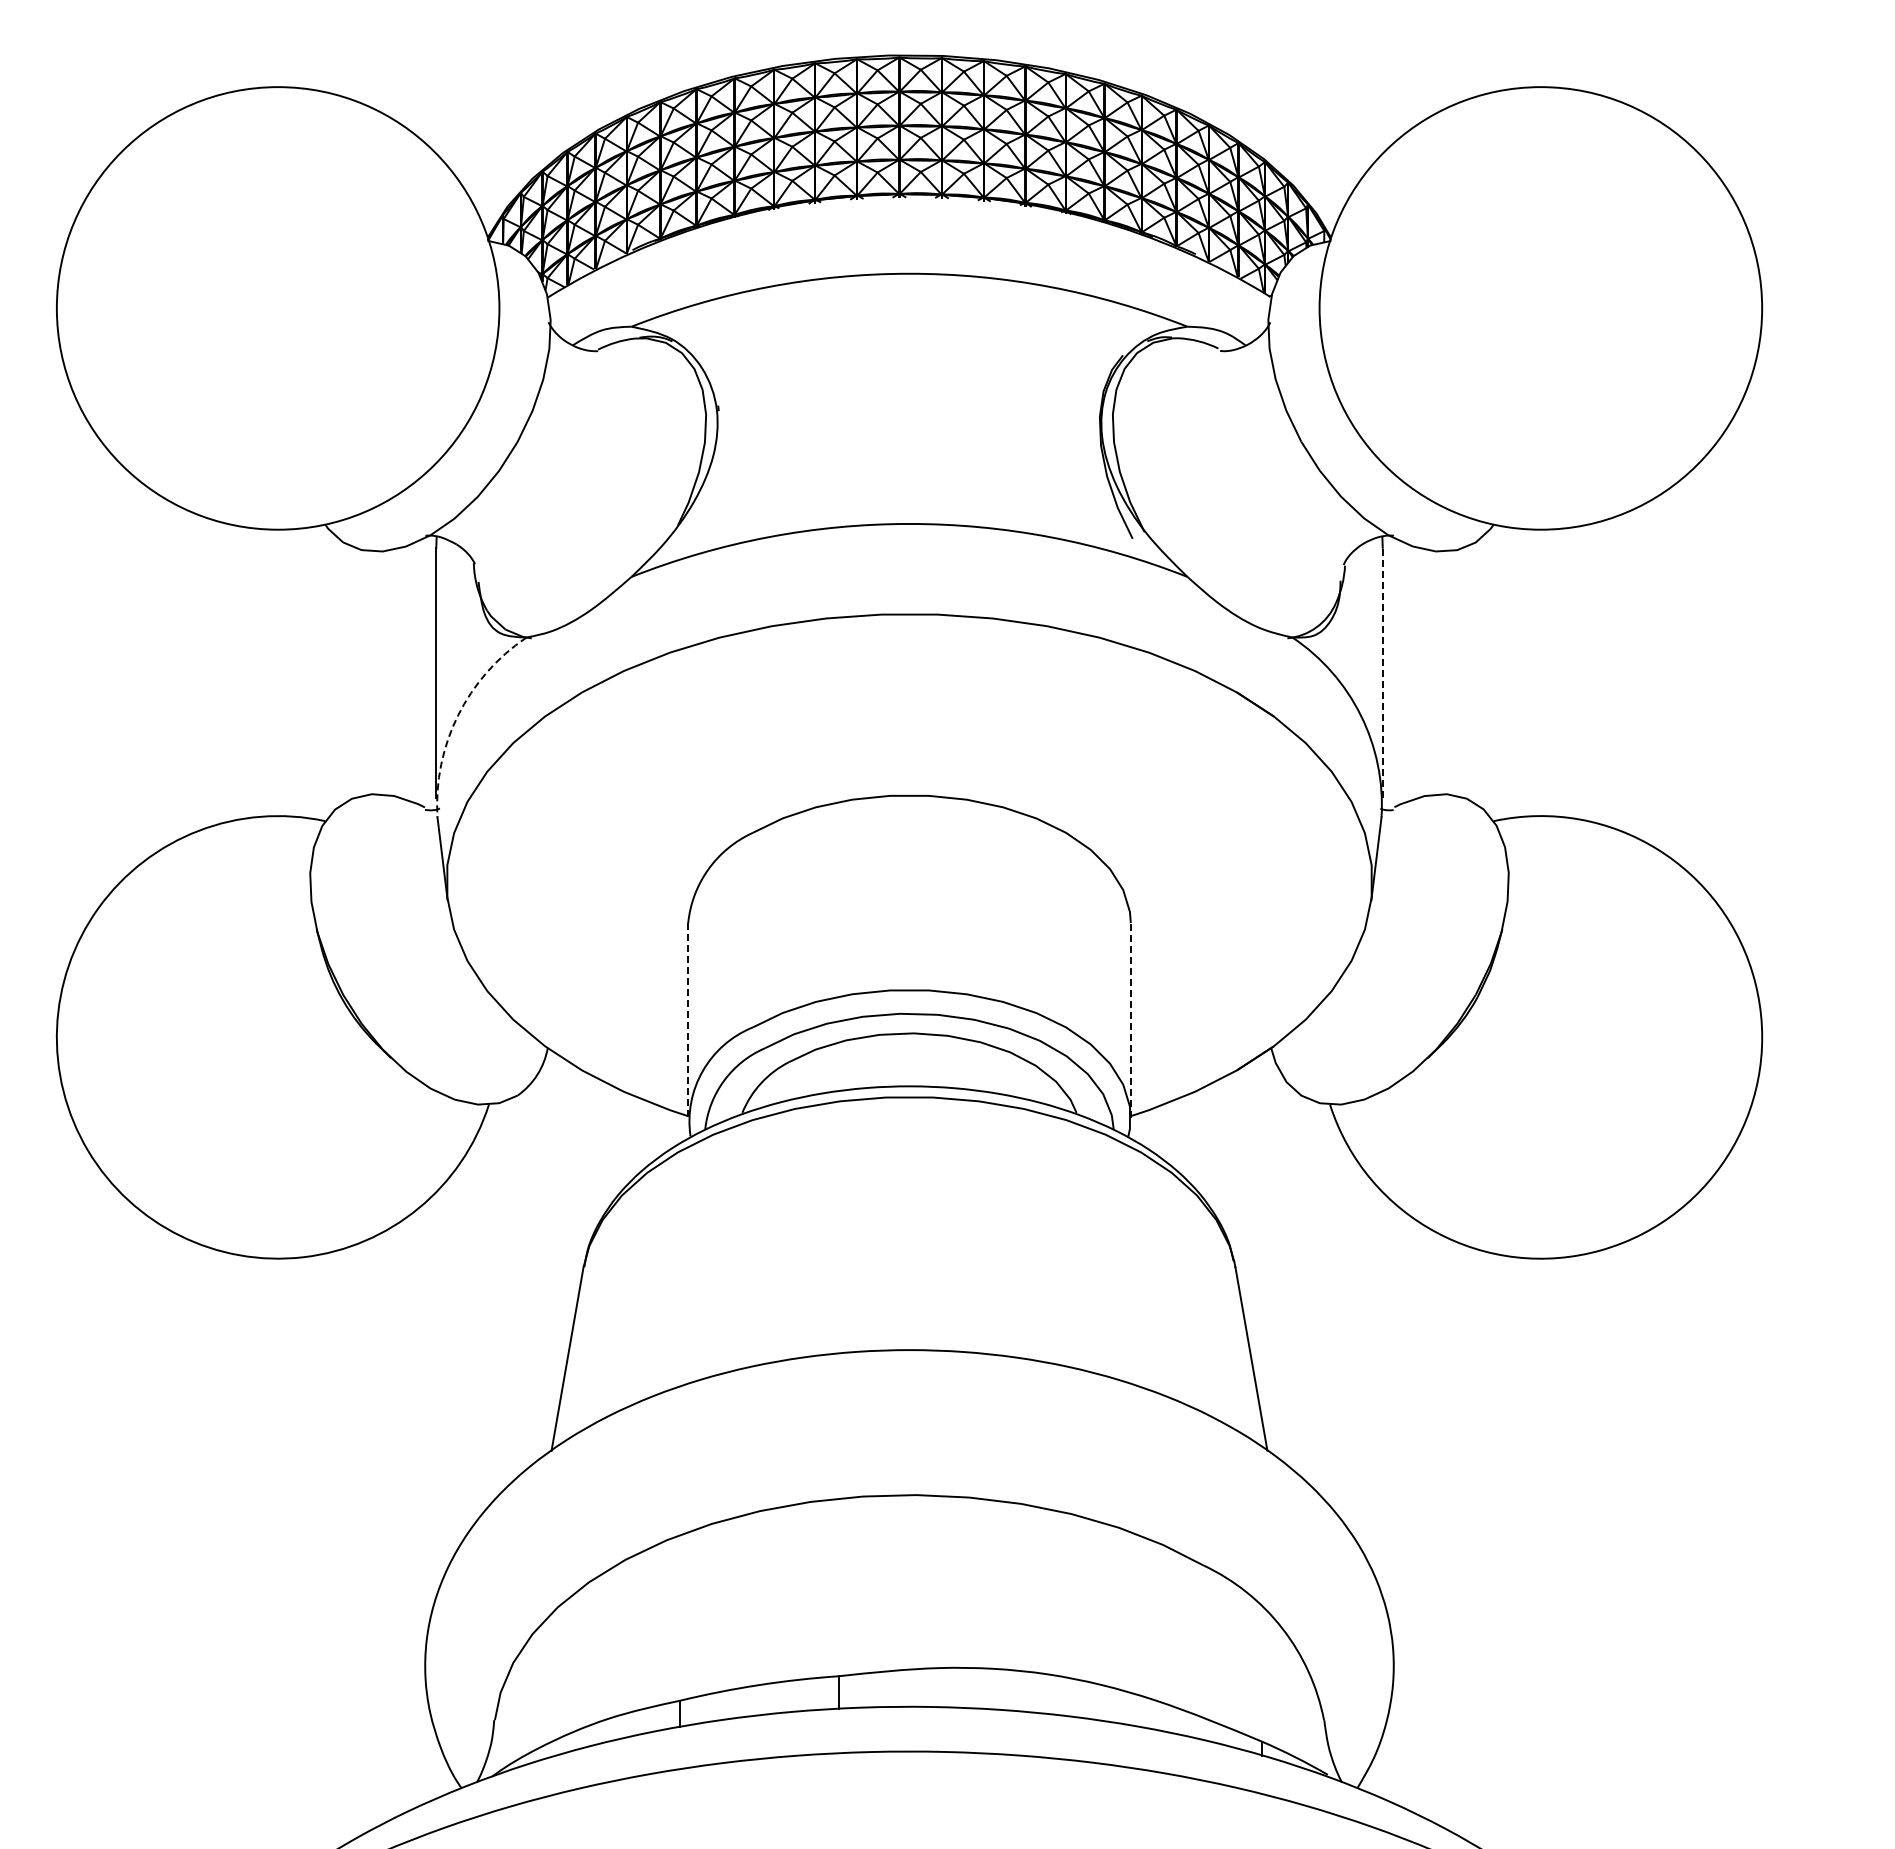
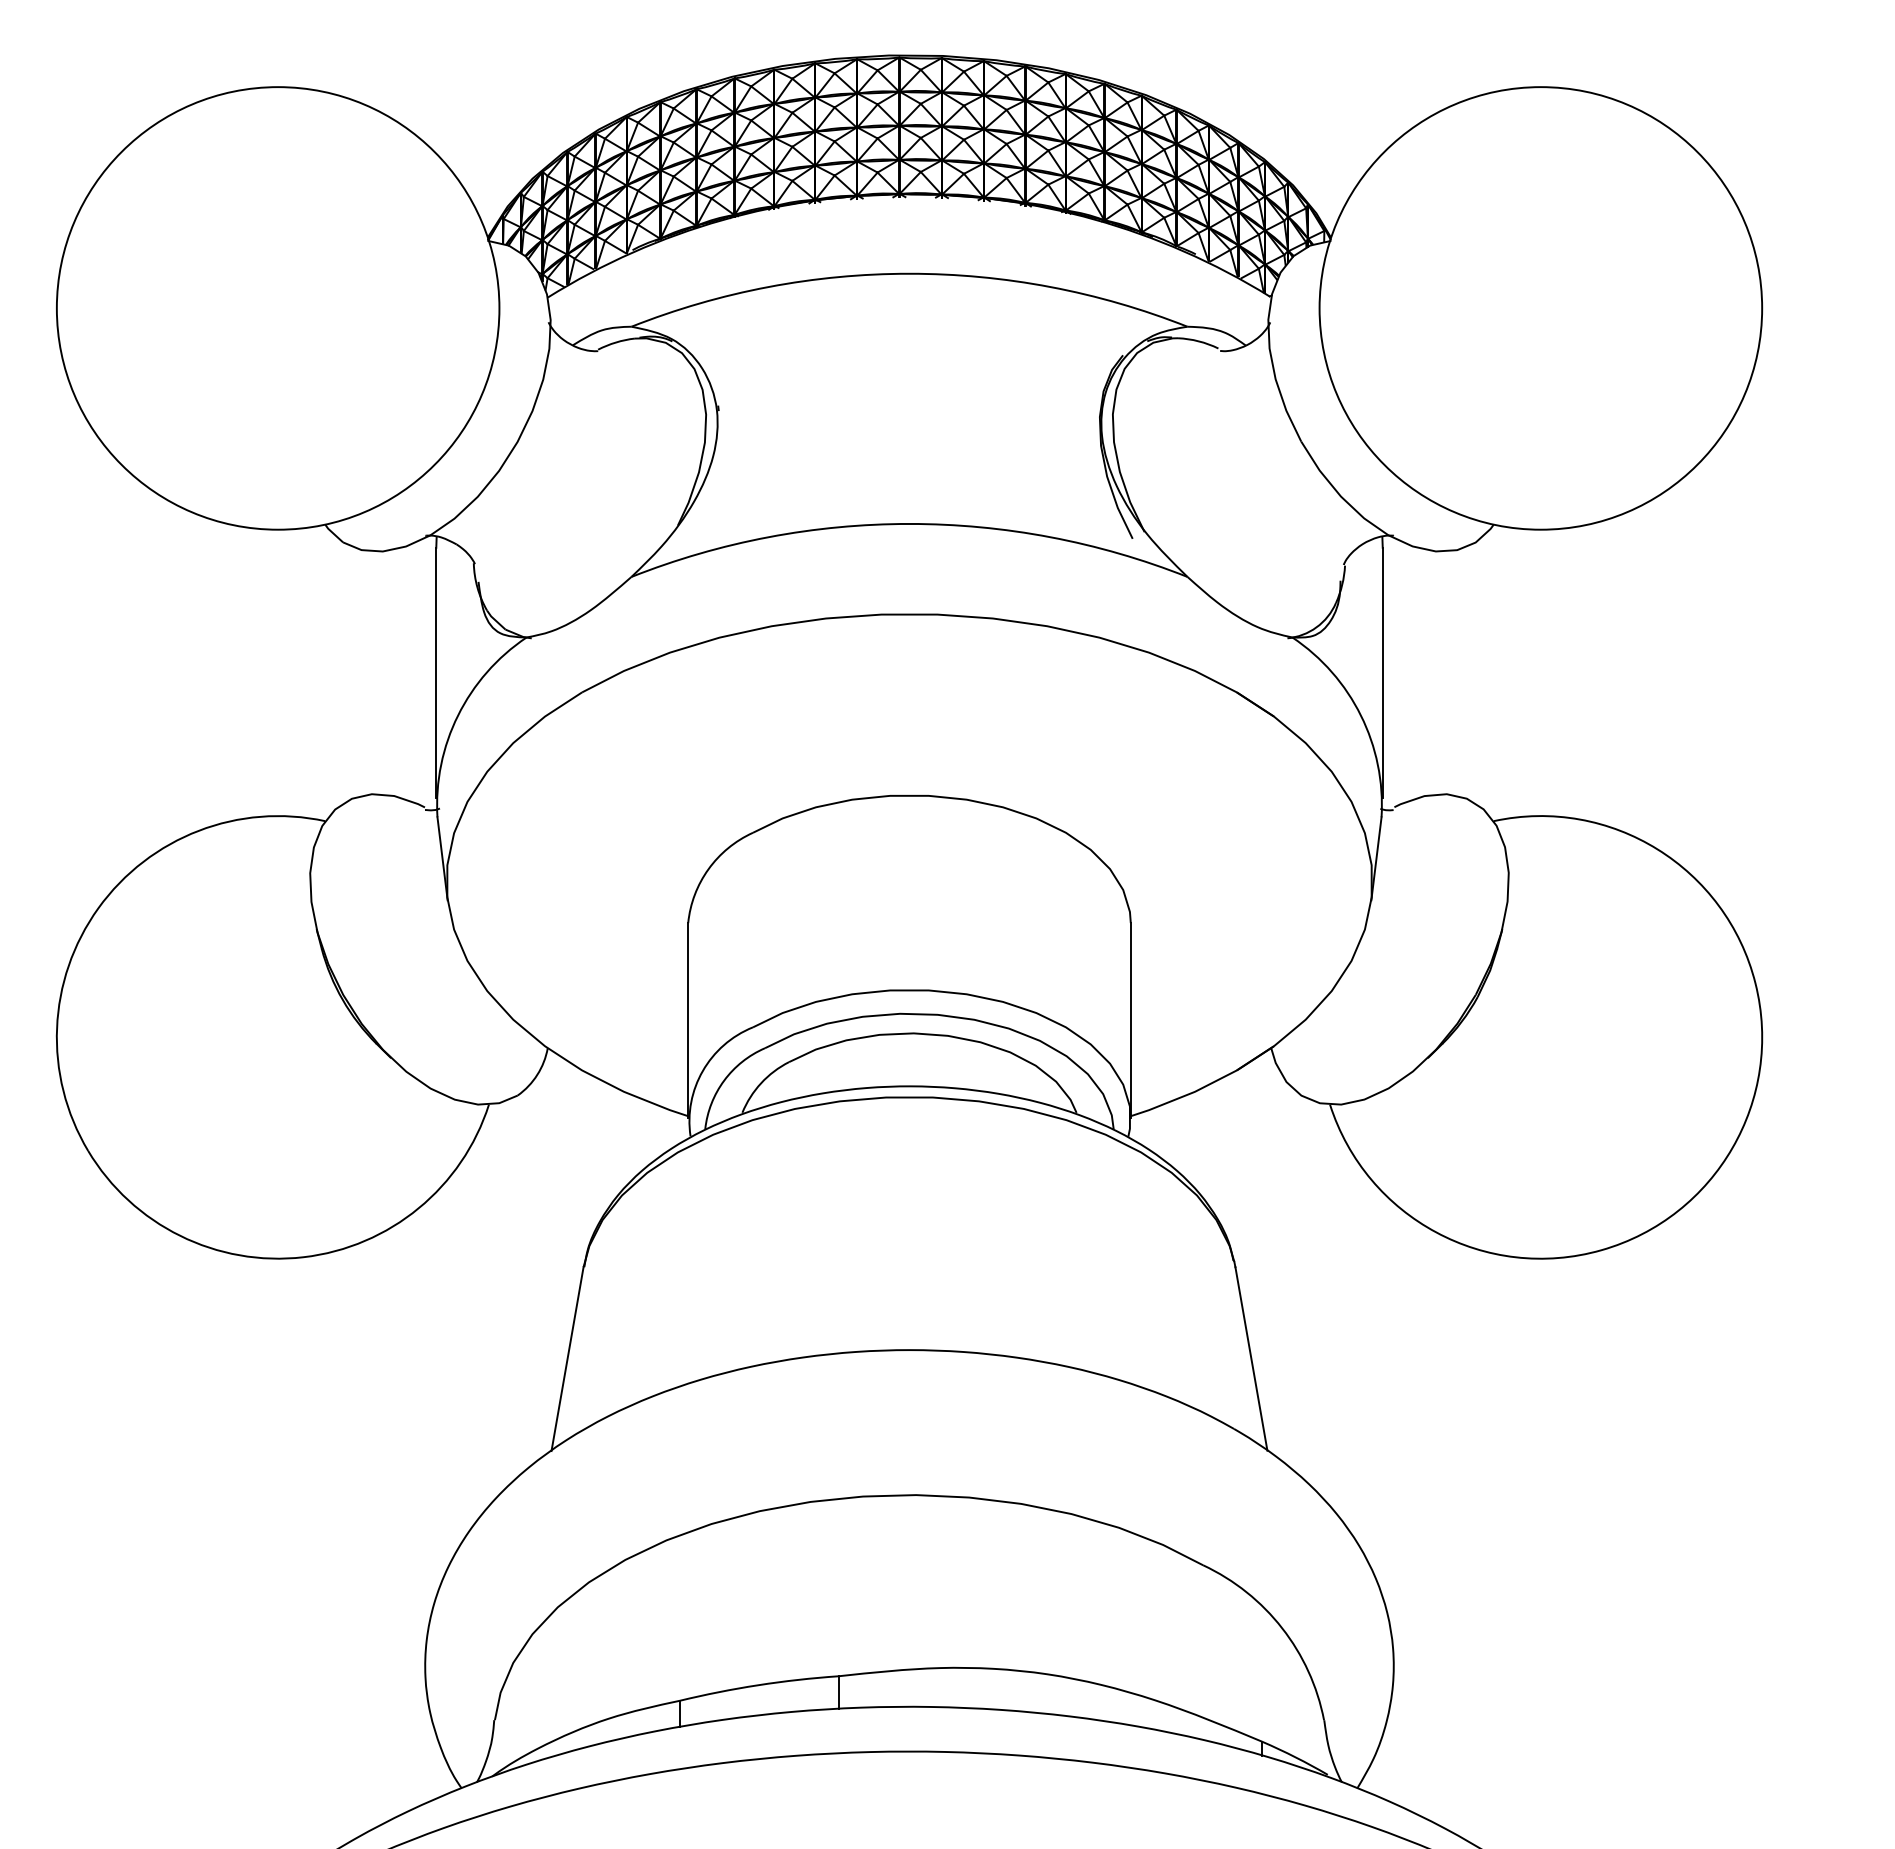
line: dashed -> solid (1382, 672)
arc: dashed -> solid (458, 715)
line: dashed -> solid (1130, 1019)
line: dashed -> solid (688, 1020)
